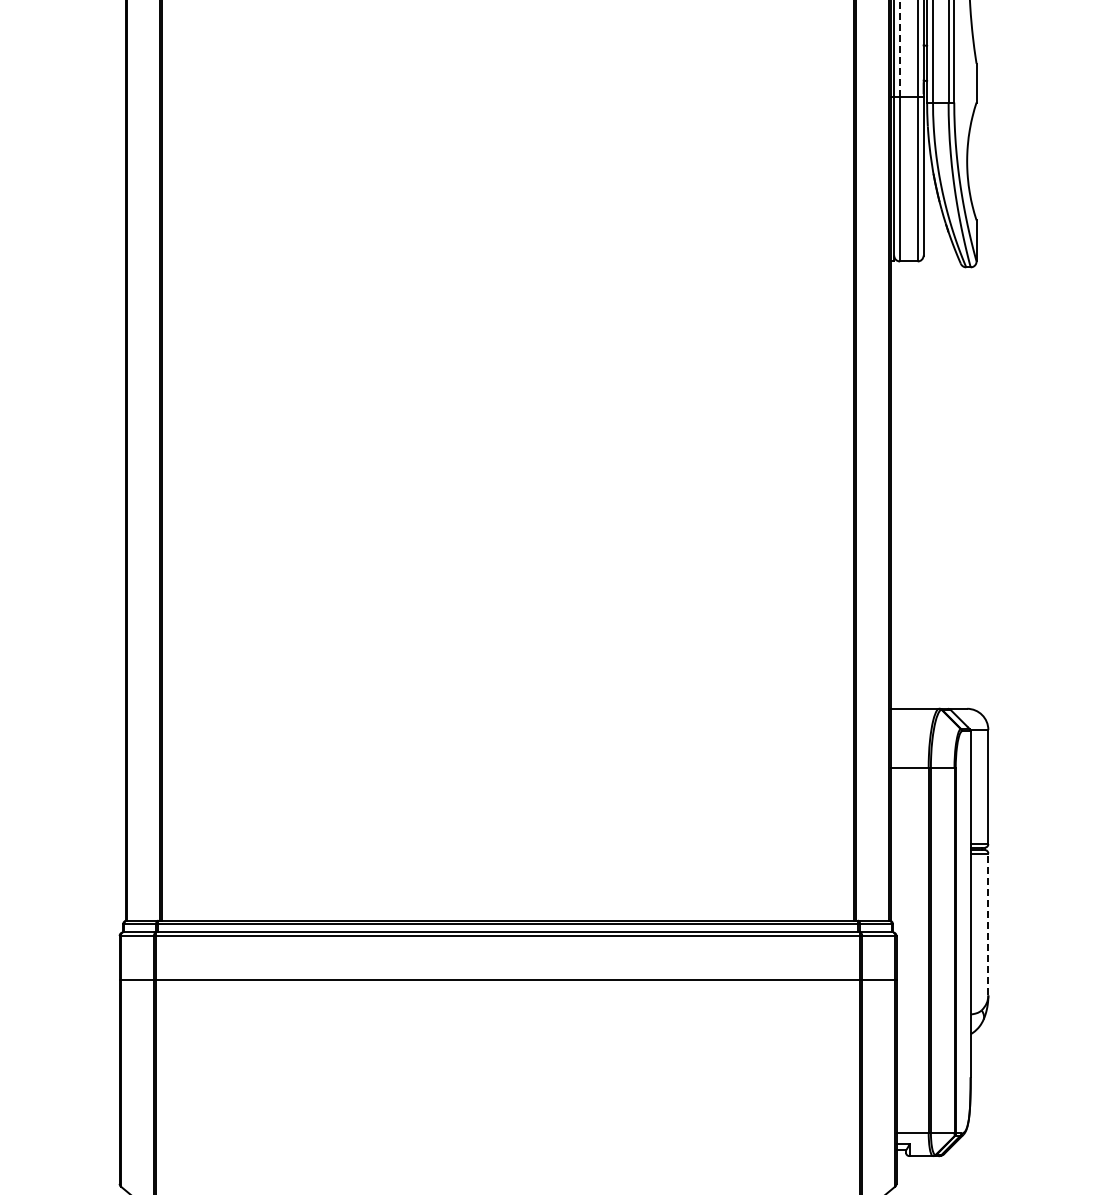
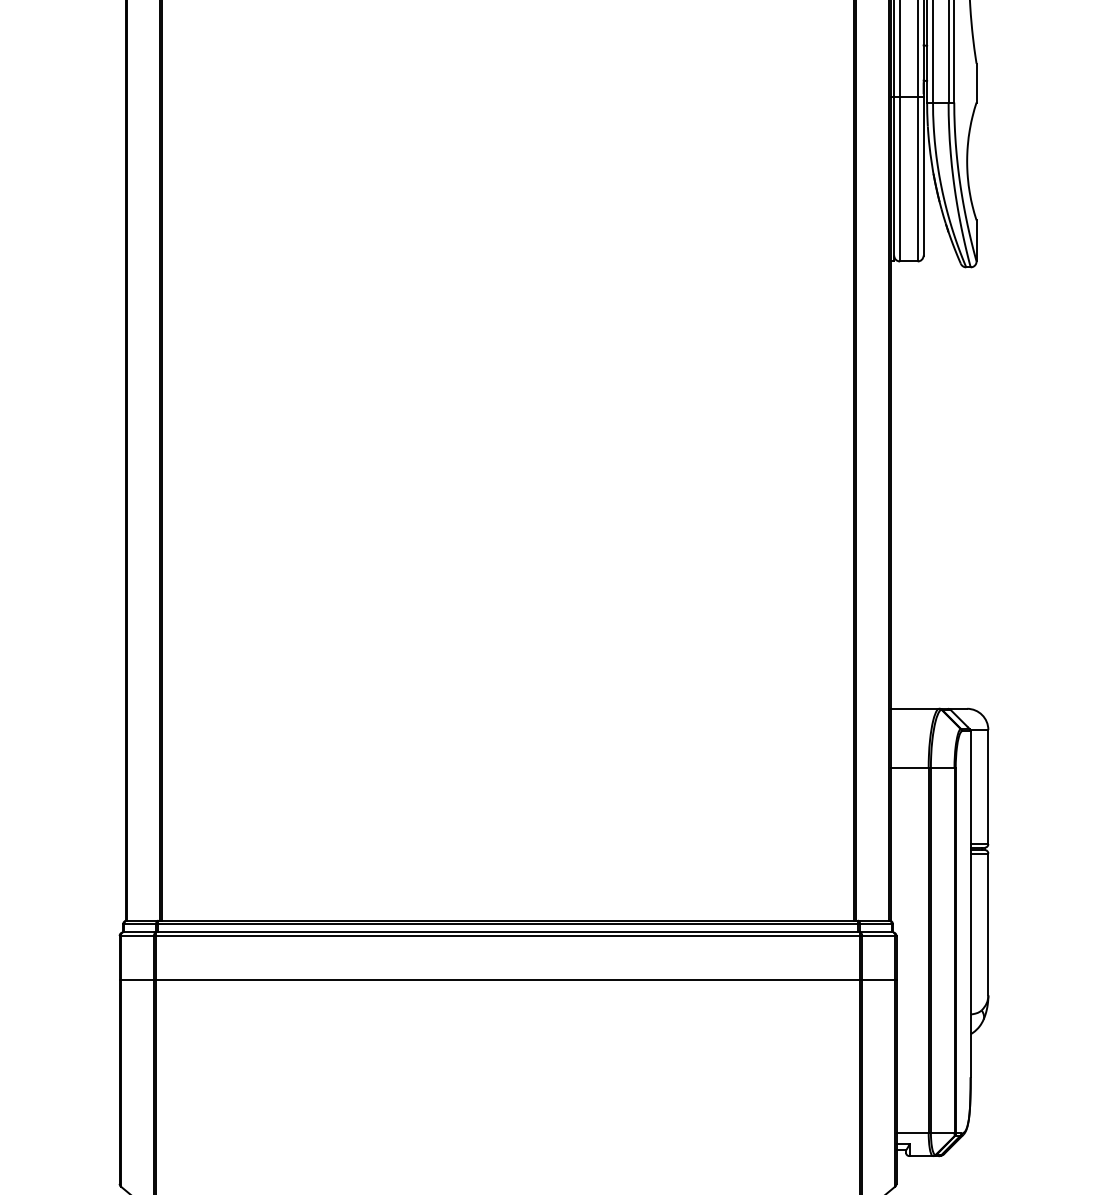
line: dashed -> solid (900, 48)
line: dashed -> solid (988, 924)
